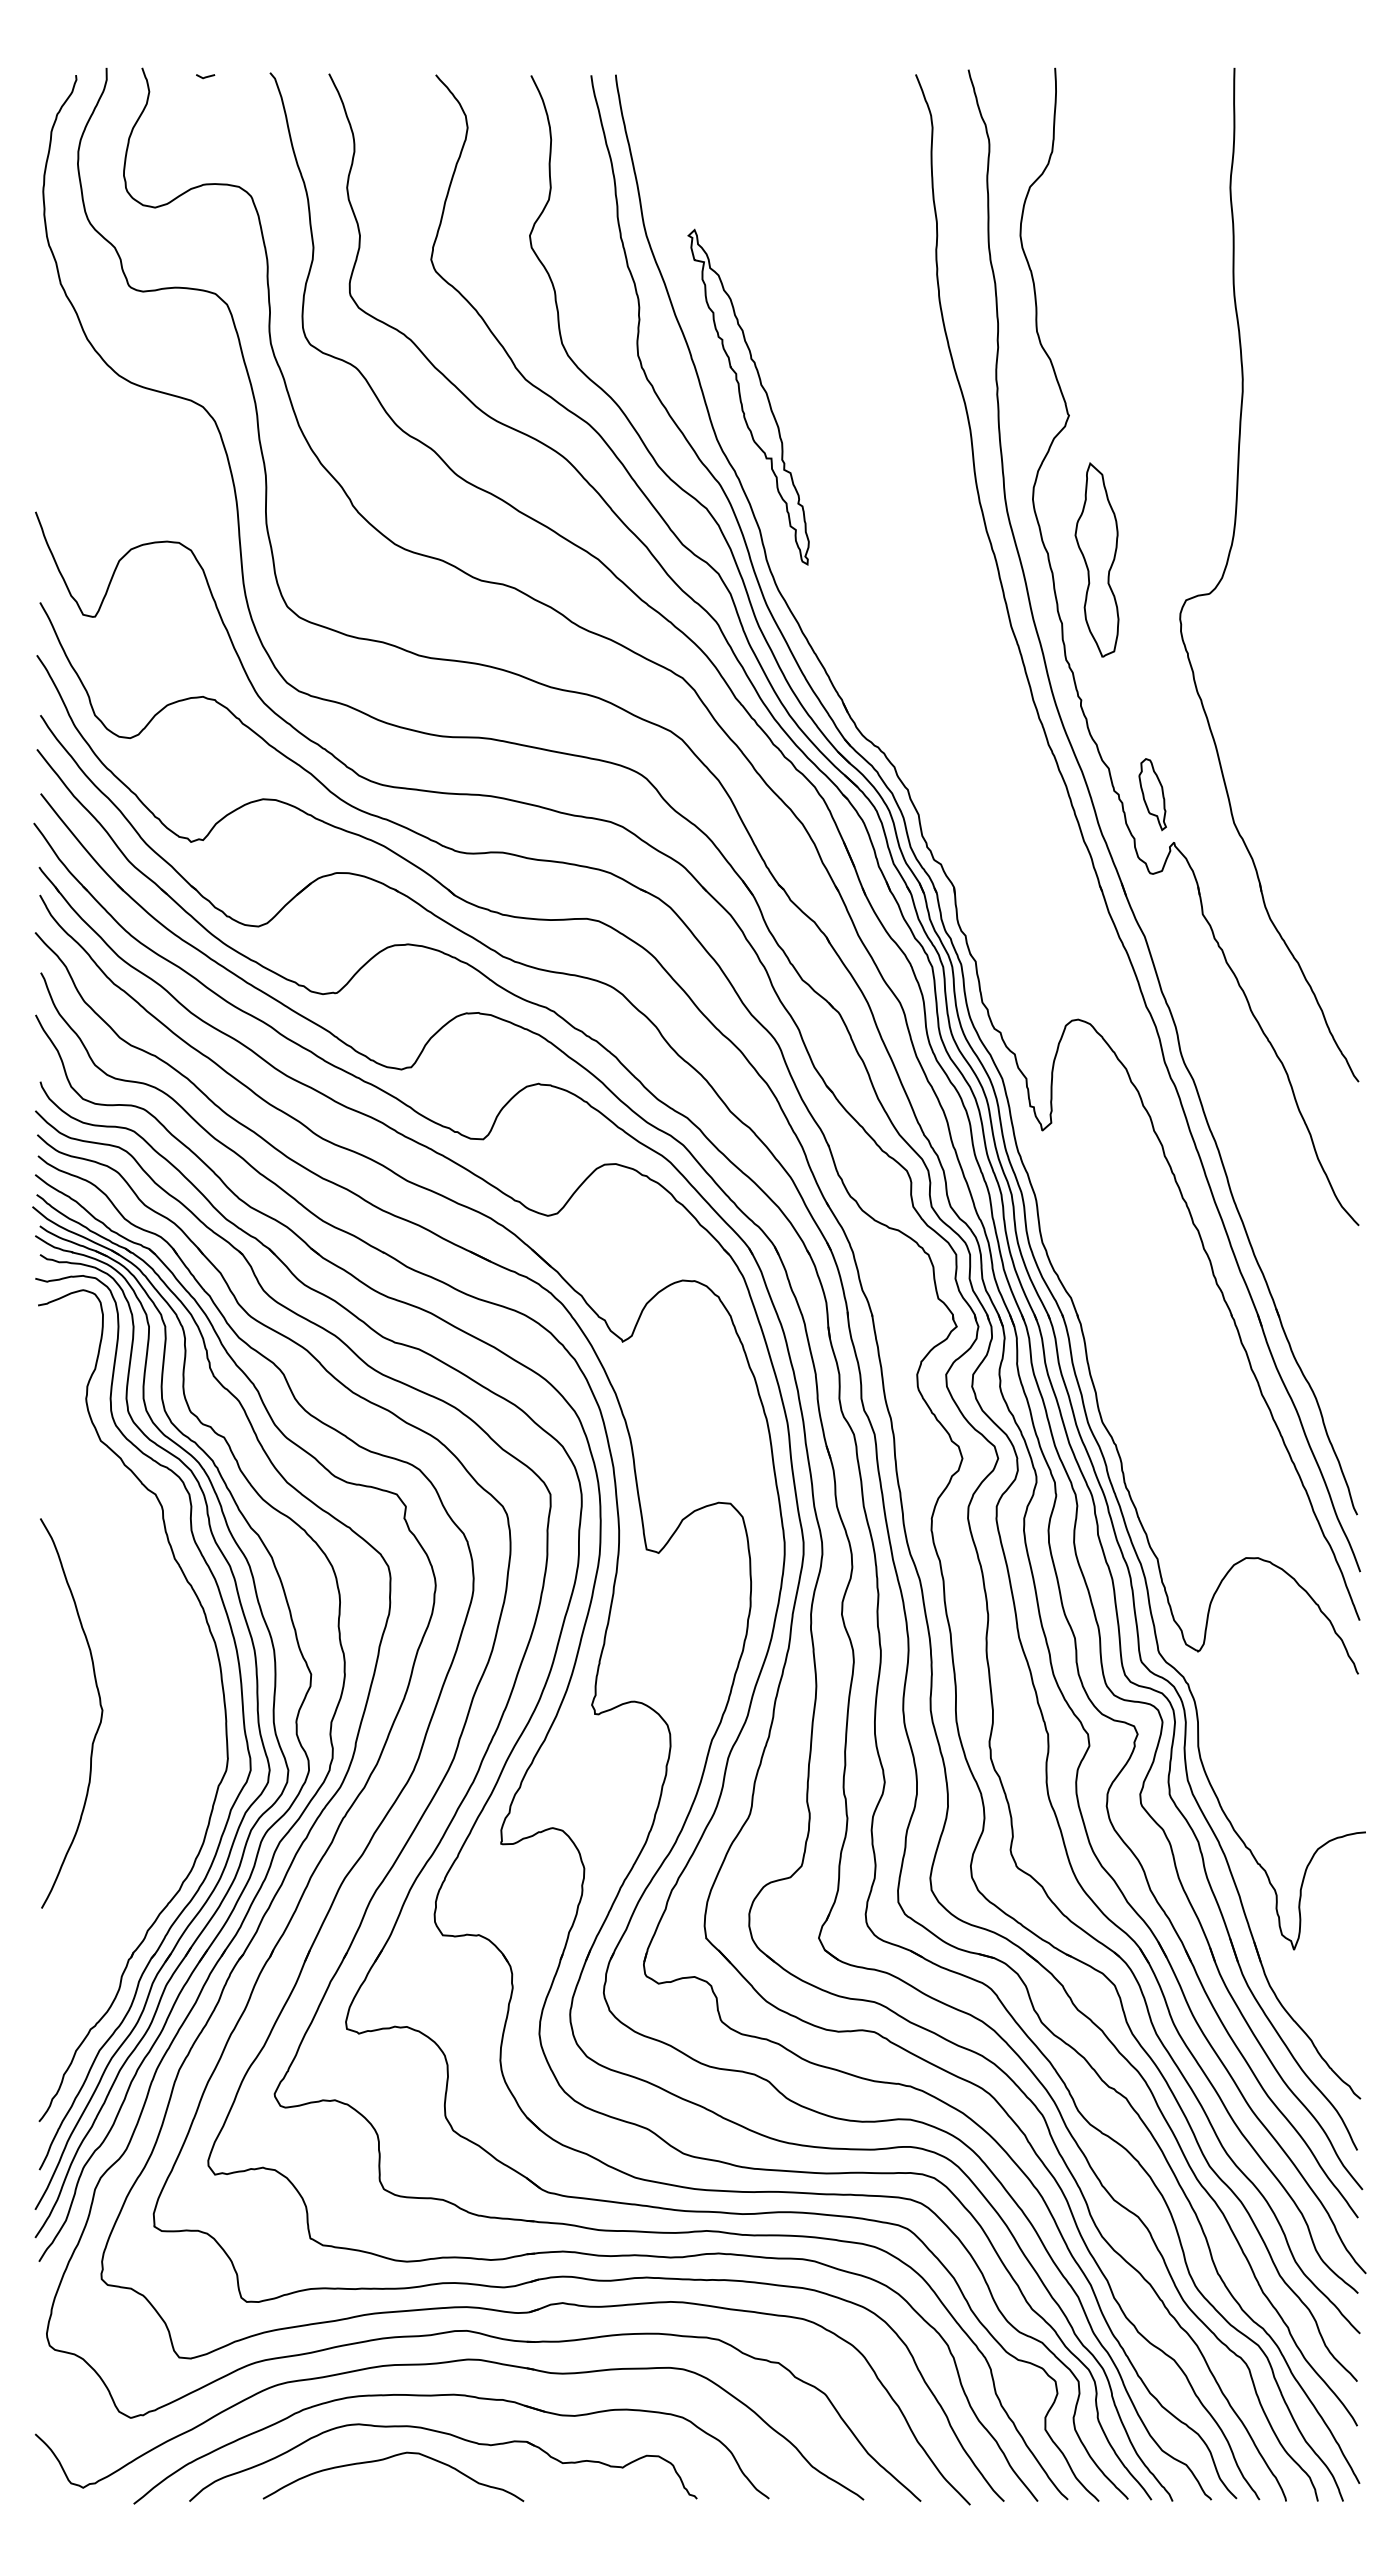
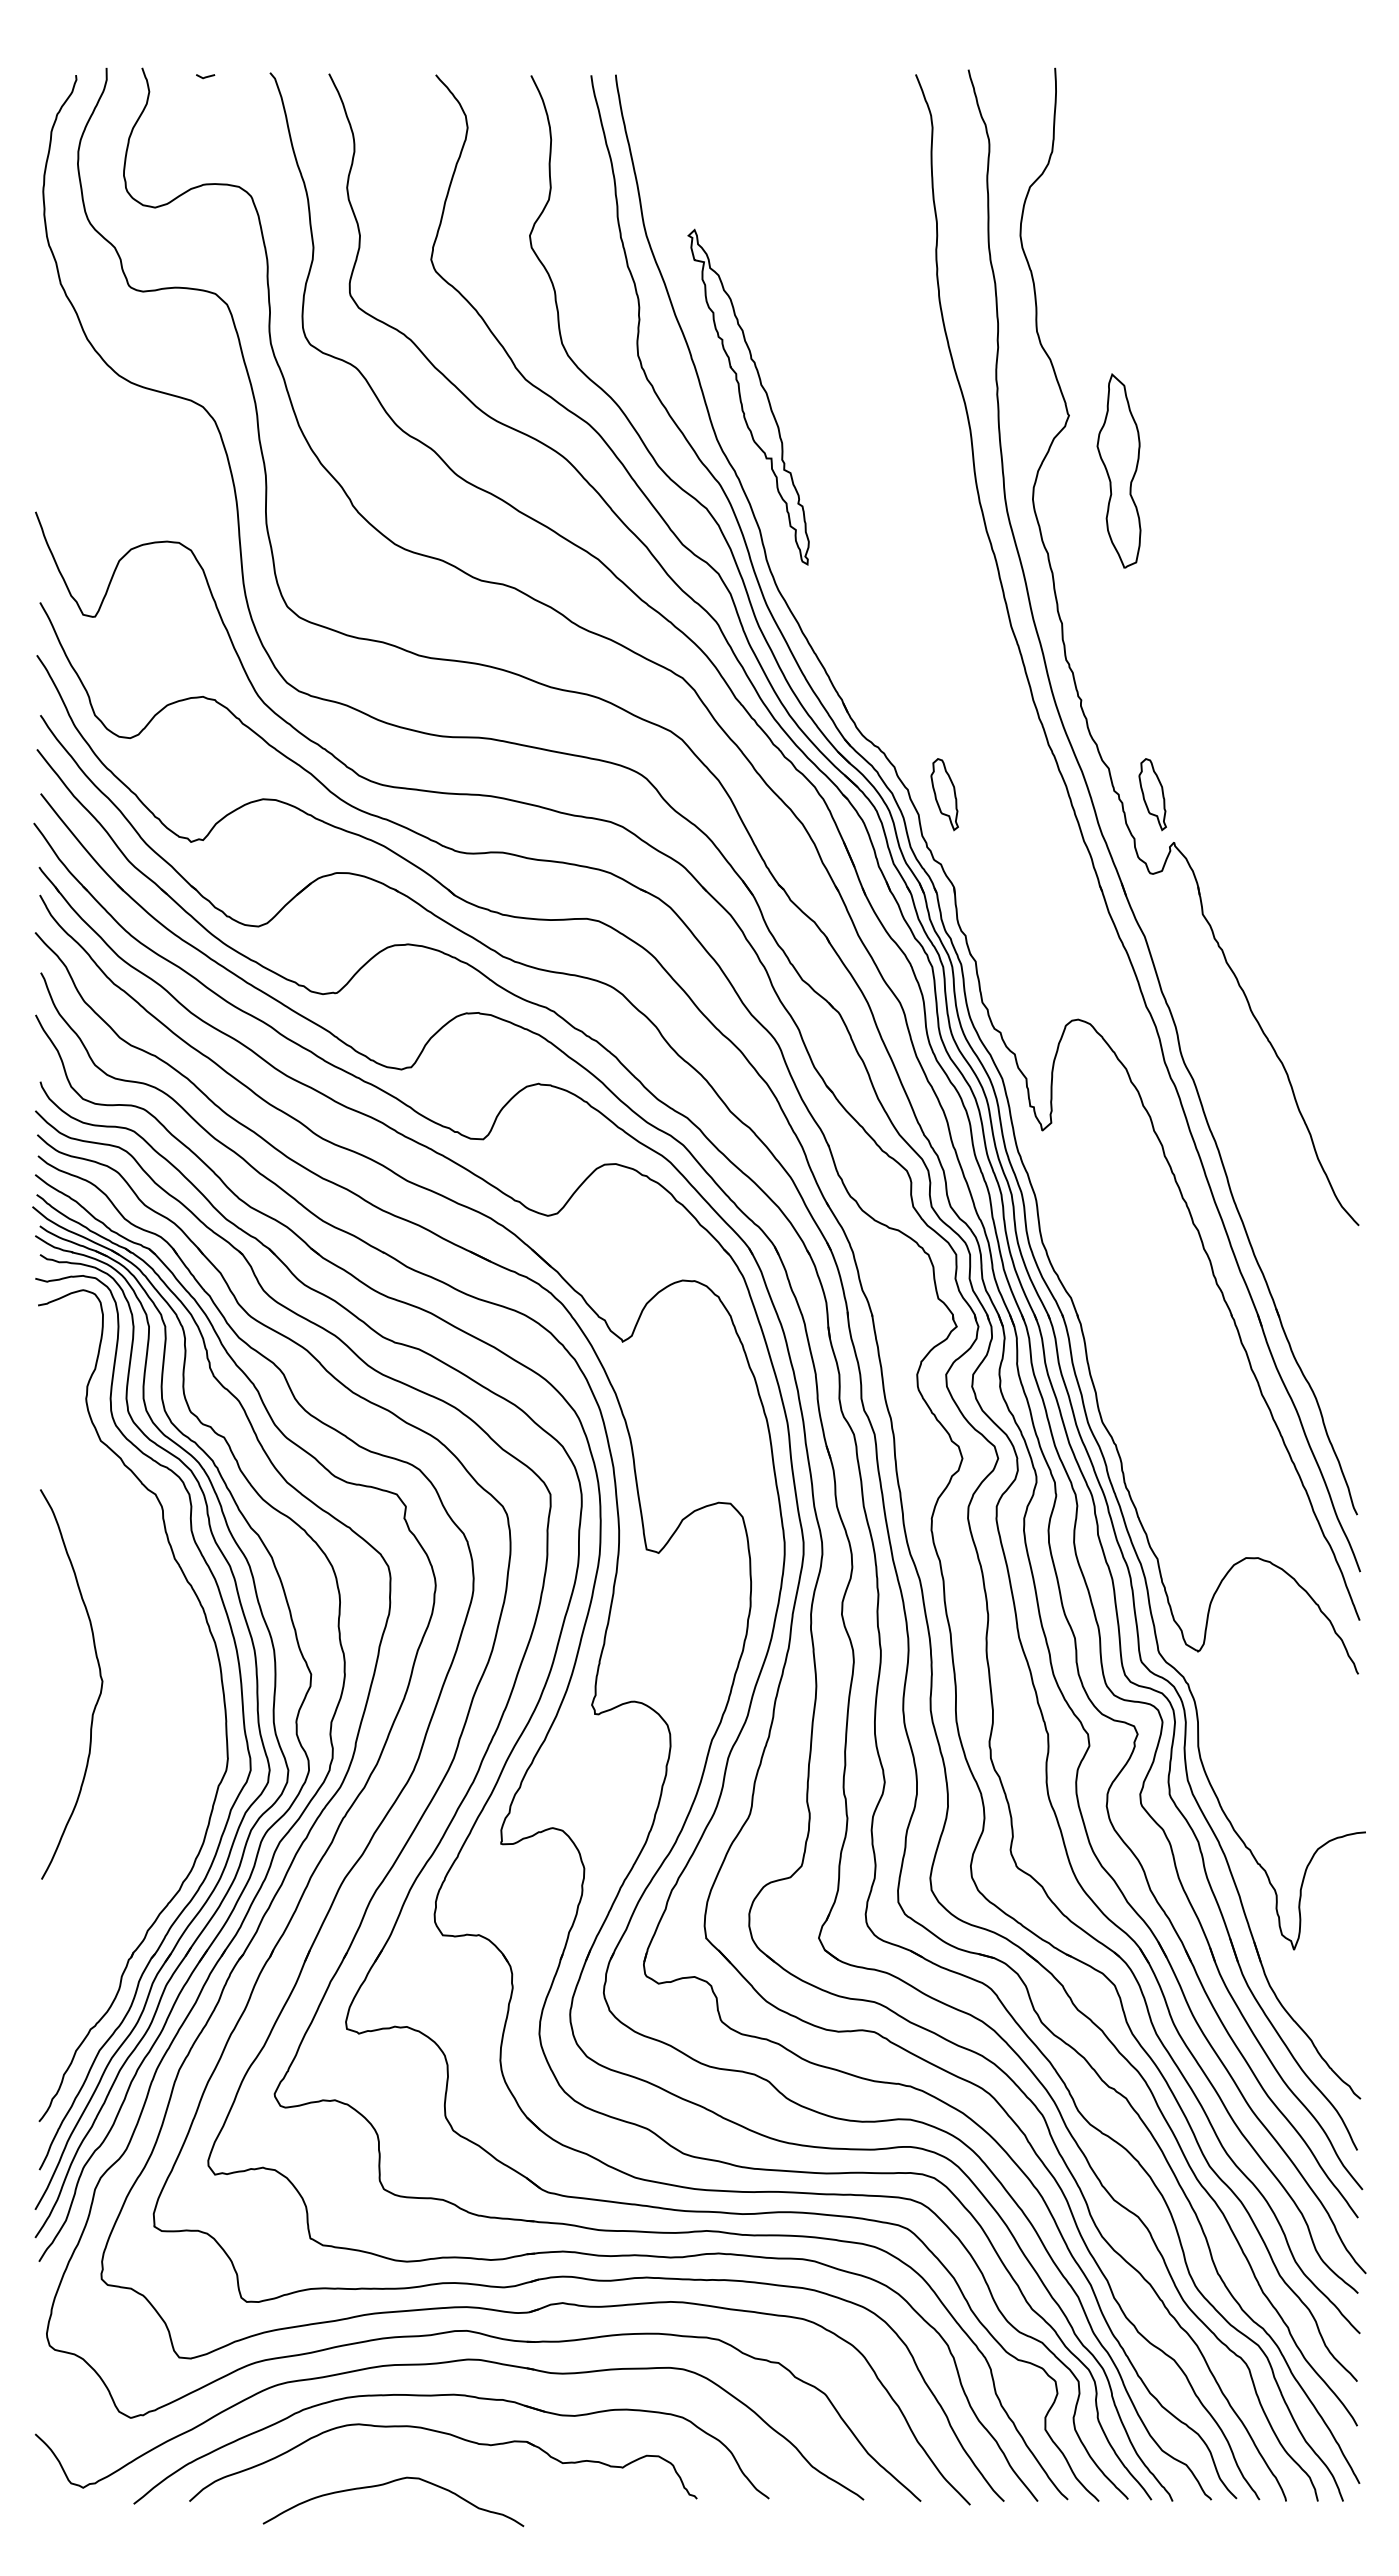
part position: (1096, 559) -> (1118, 470) (1118, 470)
part: present -> none (1228, 562)
part: none -> present (944, 794)
curve position: (99, 1705) -> (99, 1676) (99, 1676)
curve position: (387, 2459) -> (387, 2484) (387, 2484)
